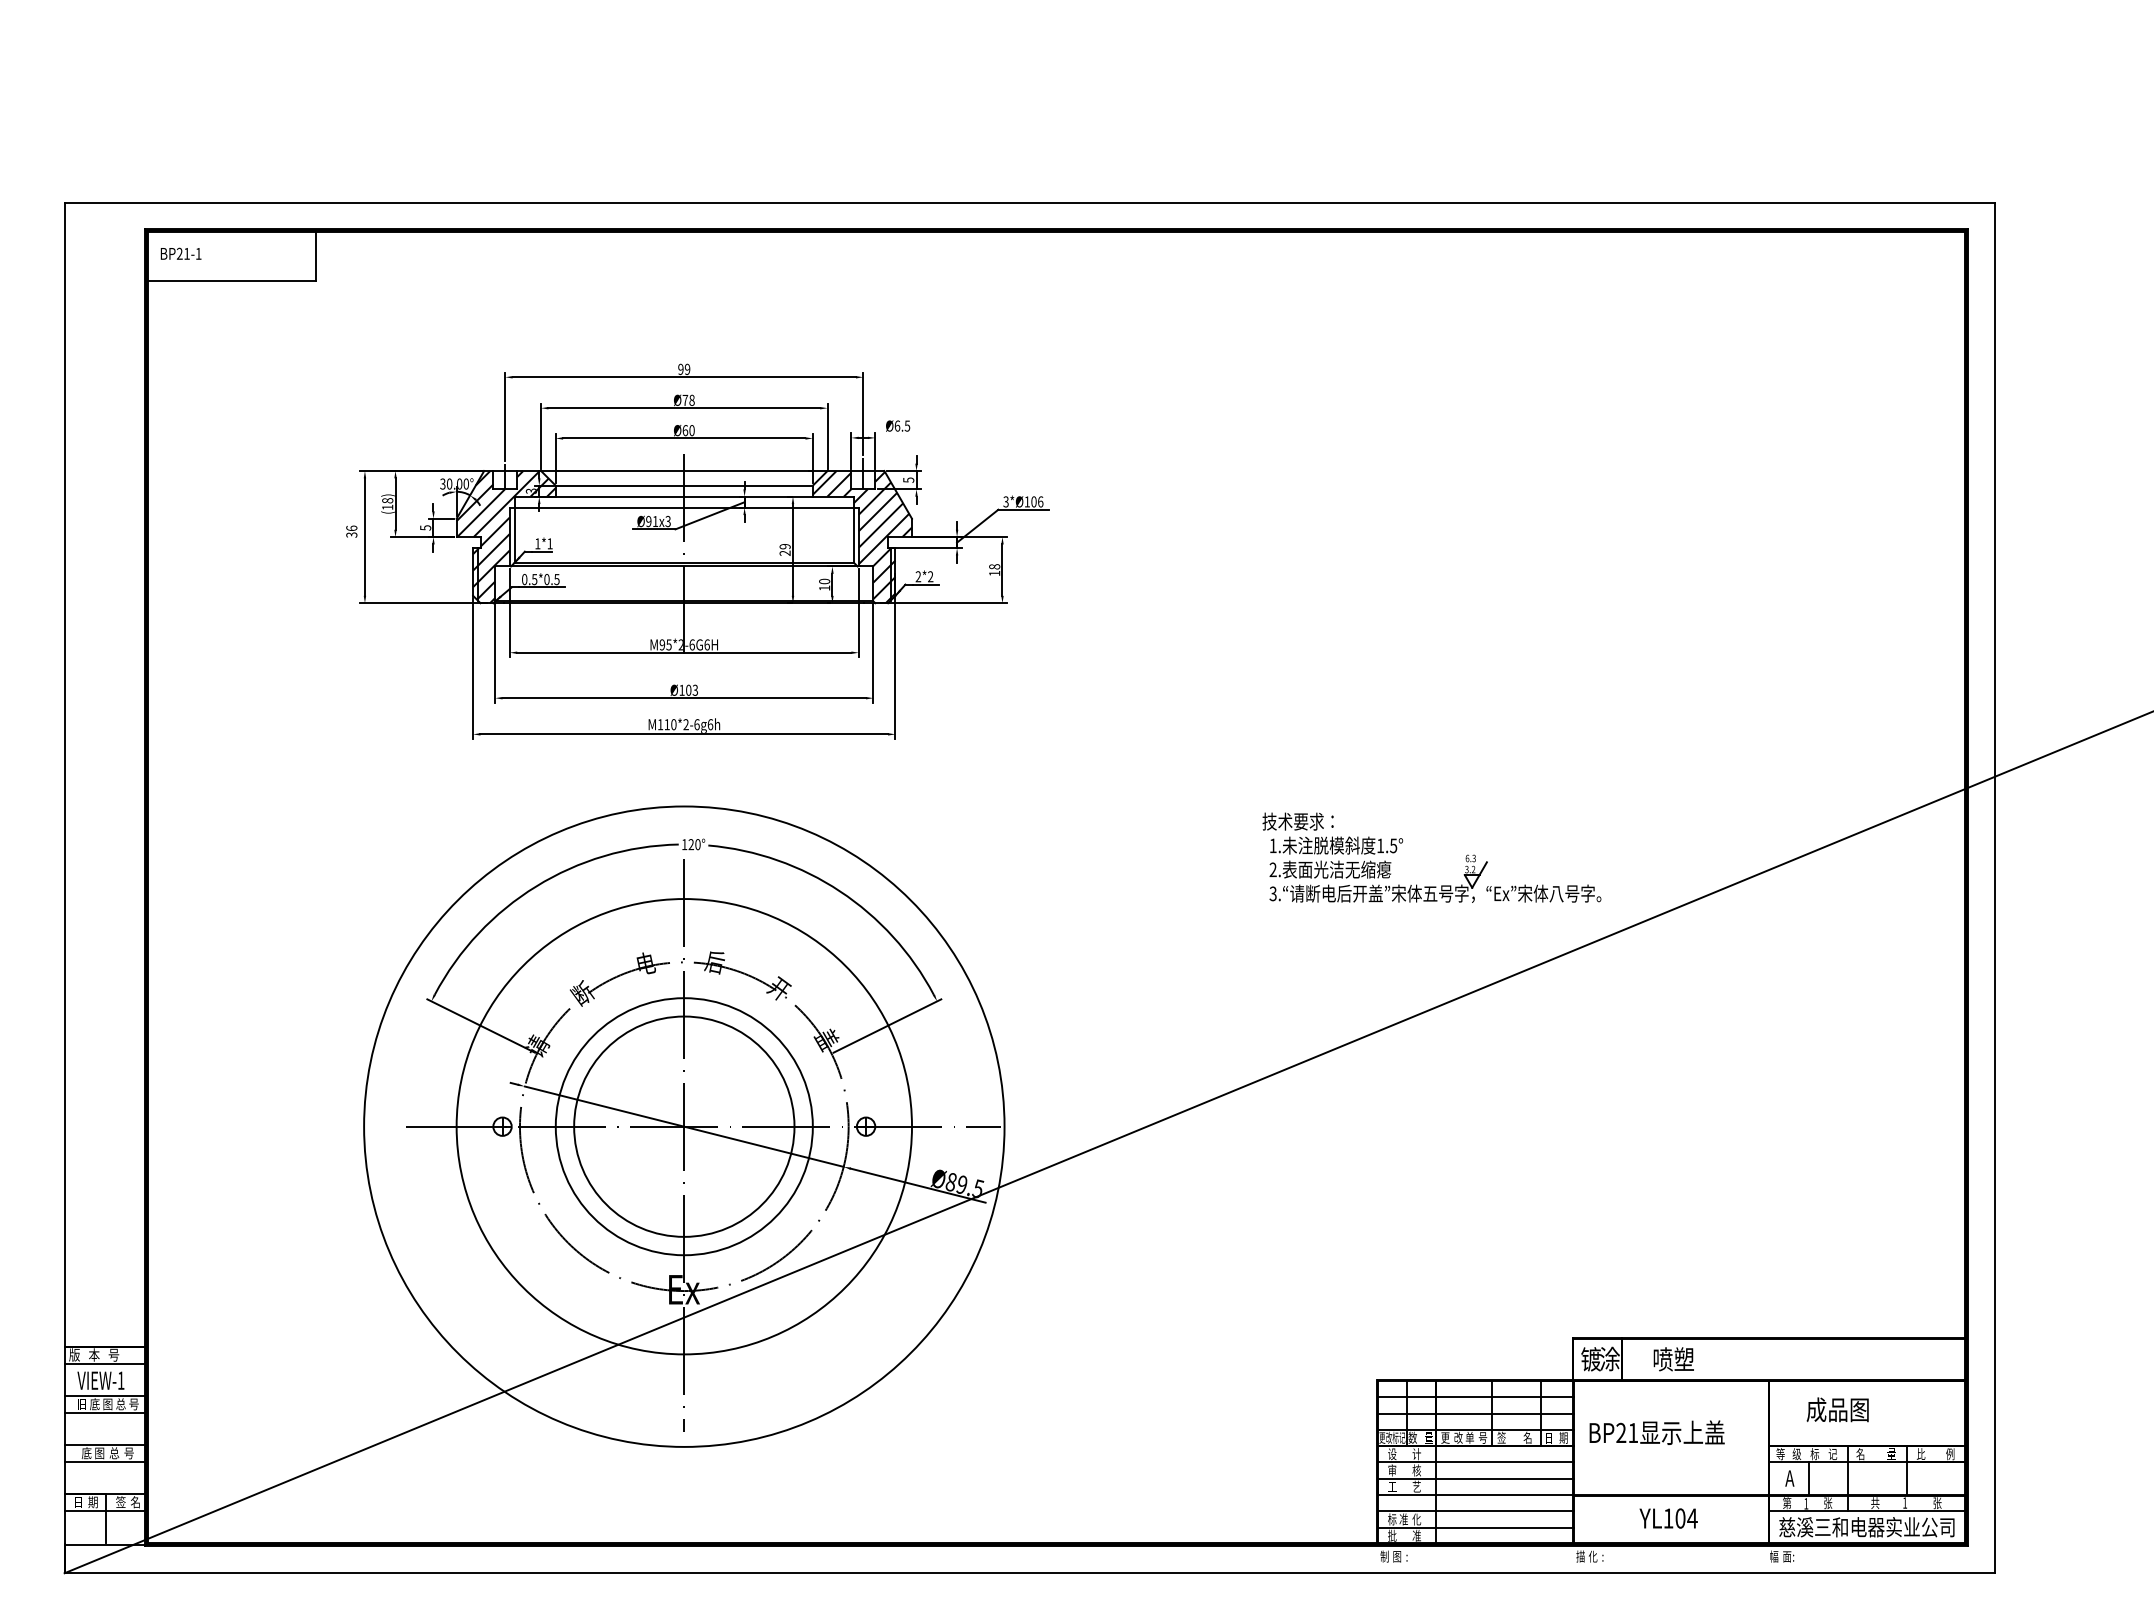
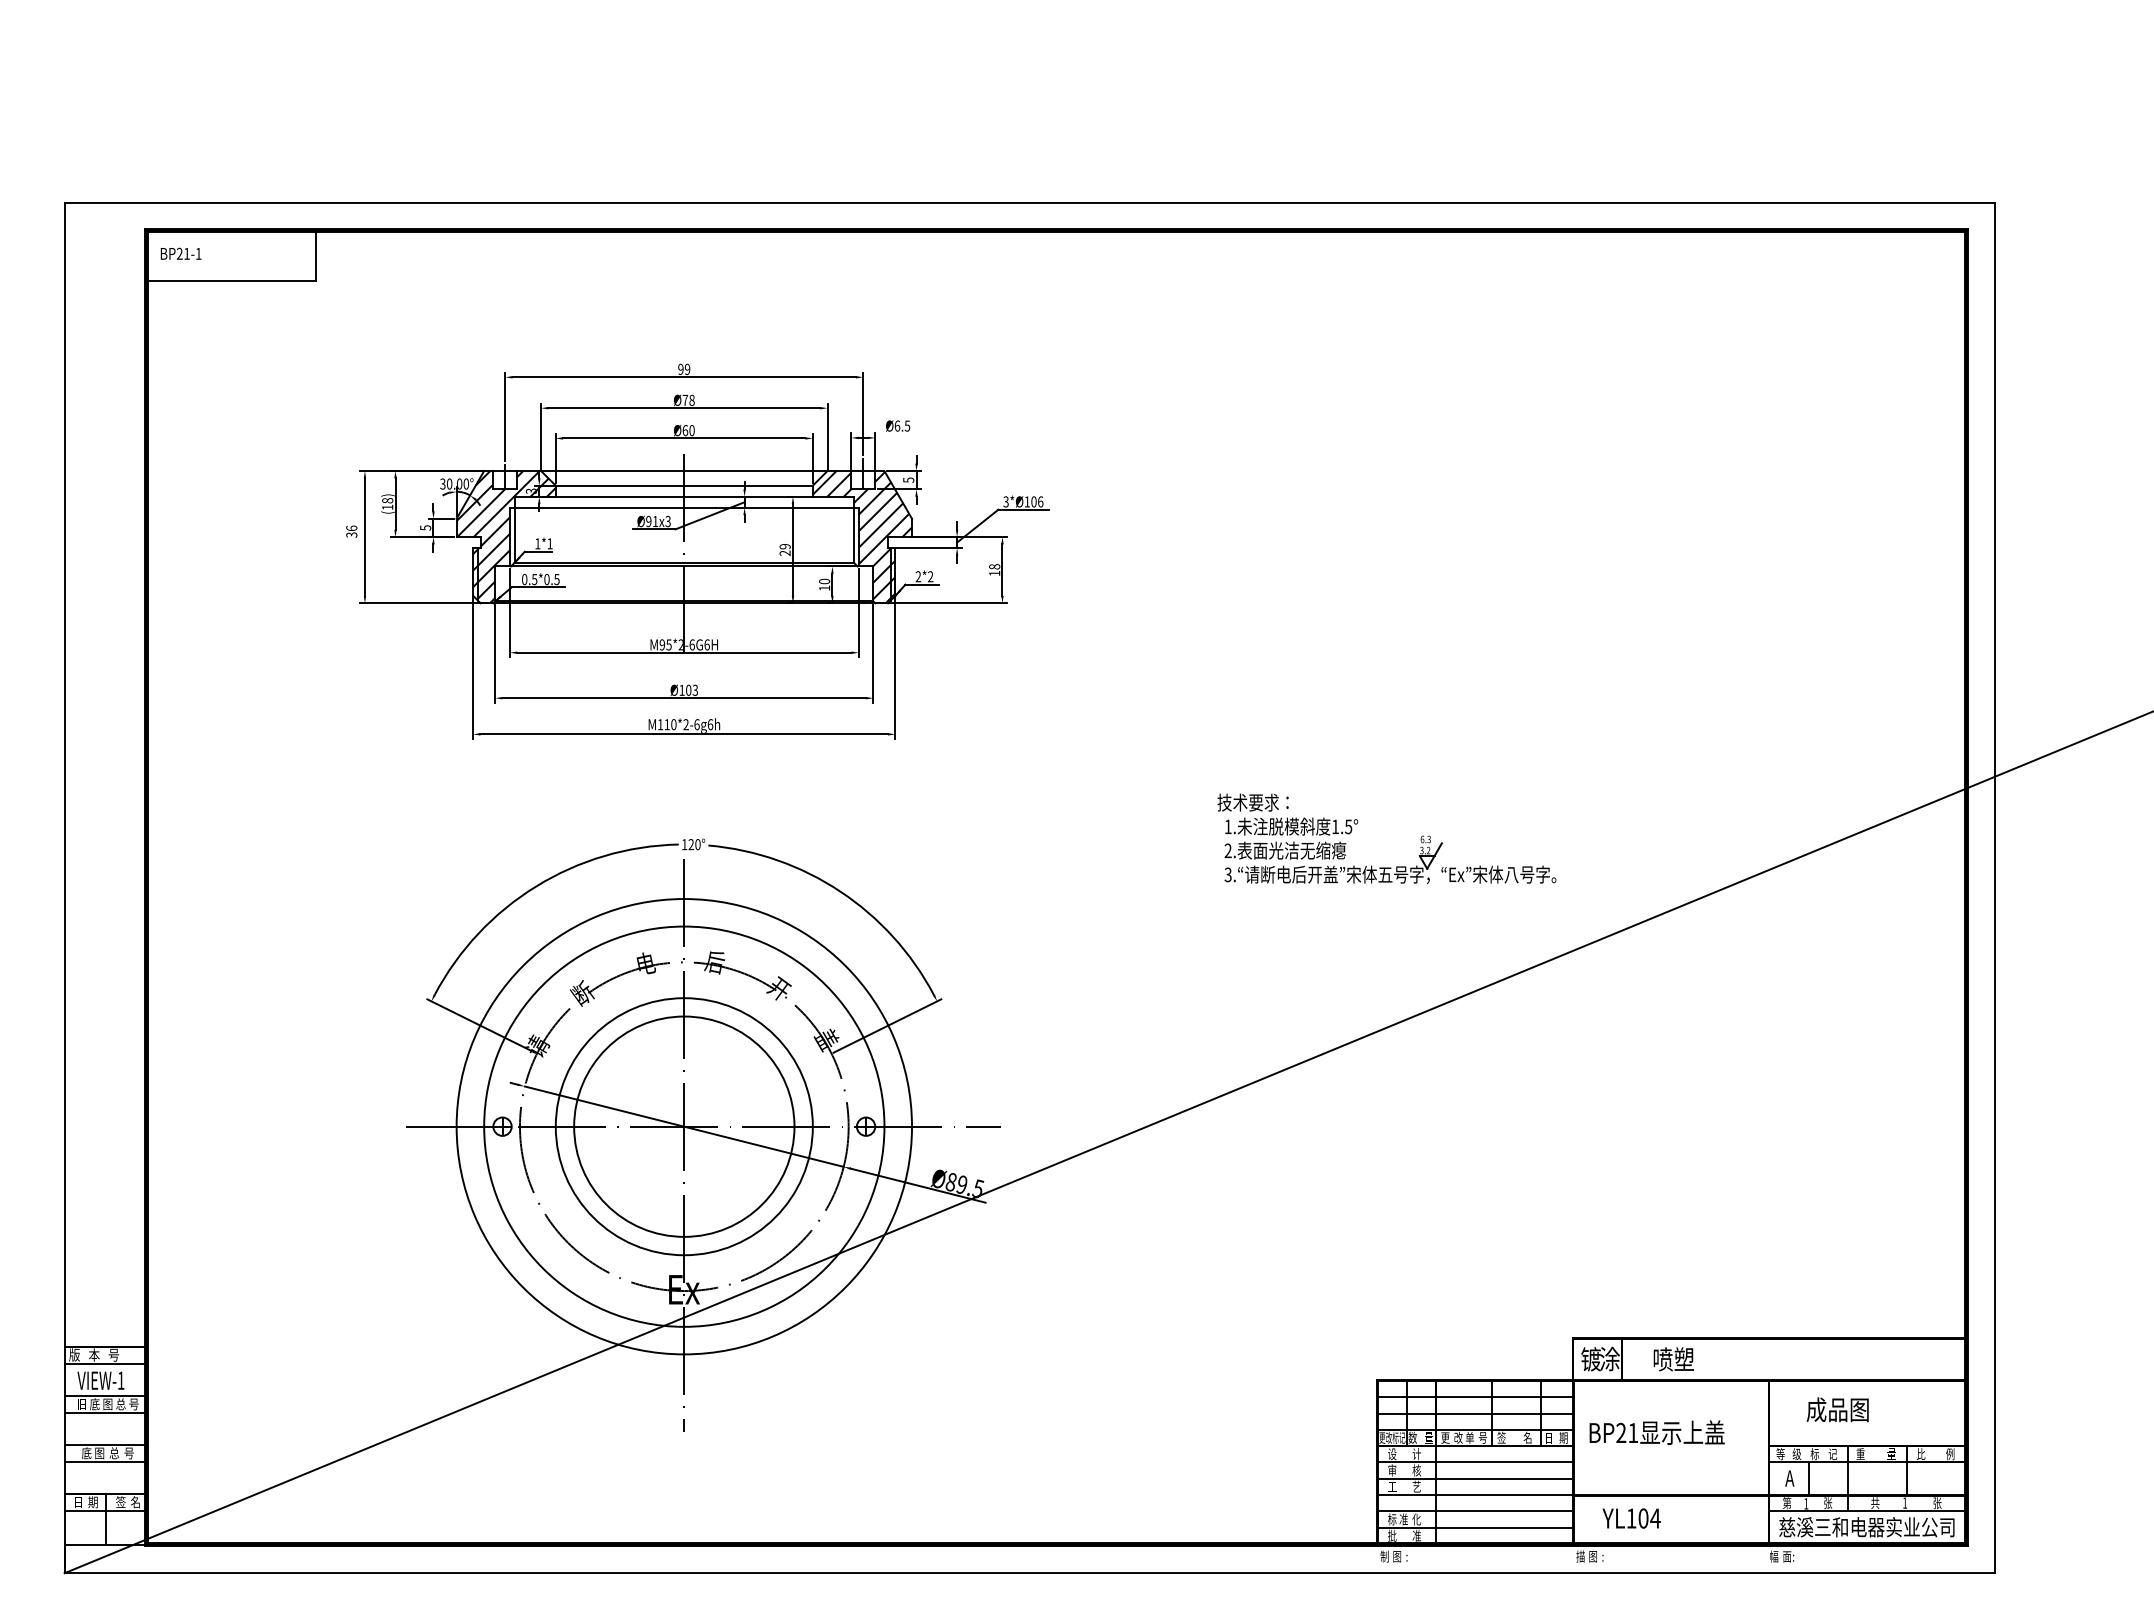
part position: (1431, 886) -> (1386, 867) (1386, 867)
circle diameter: 640 px -> 400 px (684, 1126)
text: 名 -> 重 (1860, 1454)
text position: (1668, 1518) -> (1631, 1518) (1631, 1518)
text: 化 -> 图 (1592, 1556)
